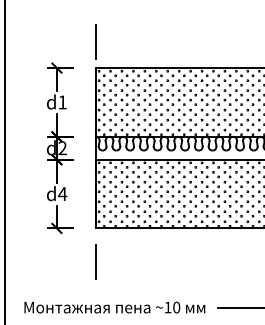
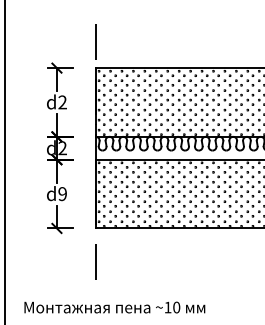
text: d1 -> d2 (62, 102)
text: d4 -> d9 (62, 194)
line: present -> none (239, 307)
